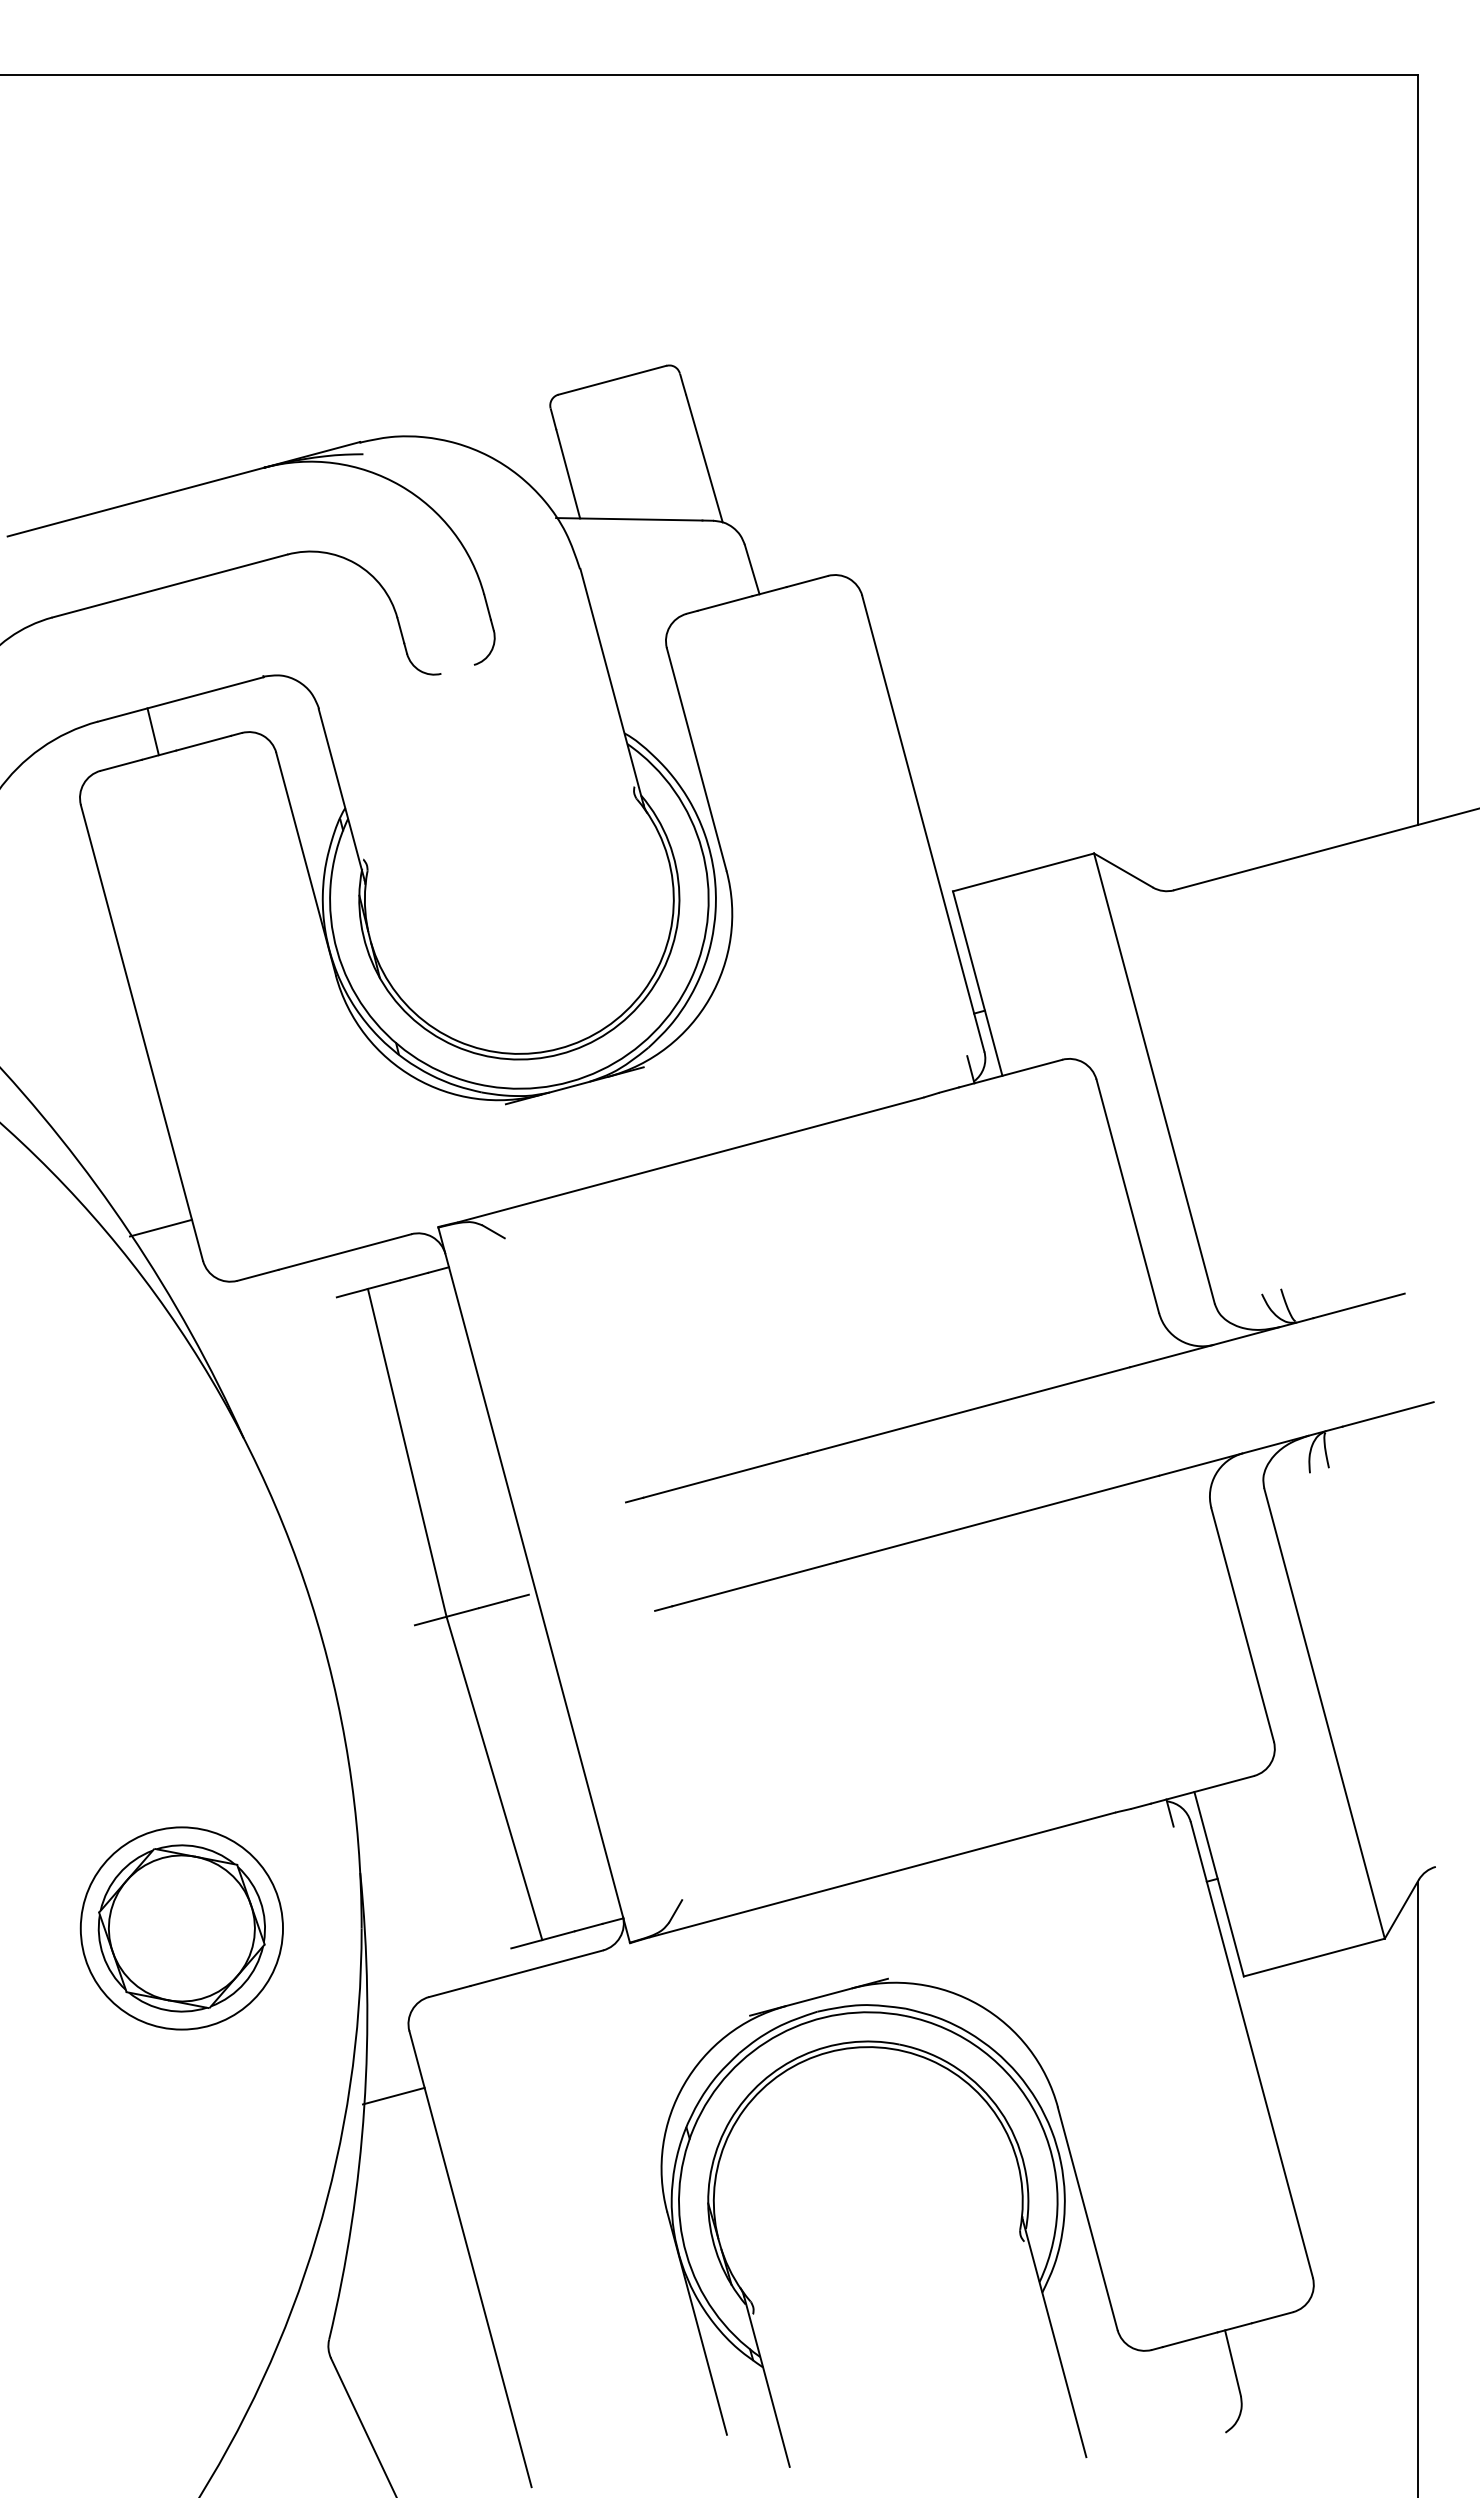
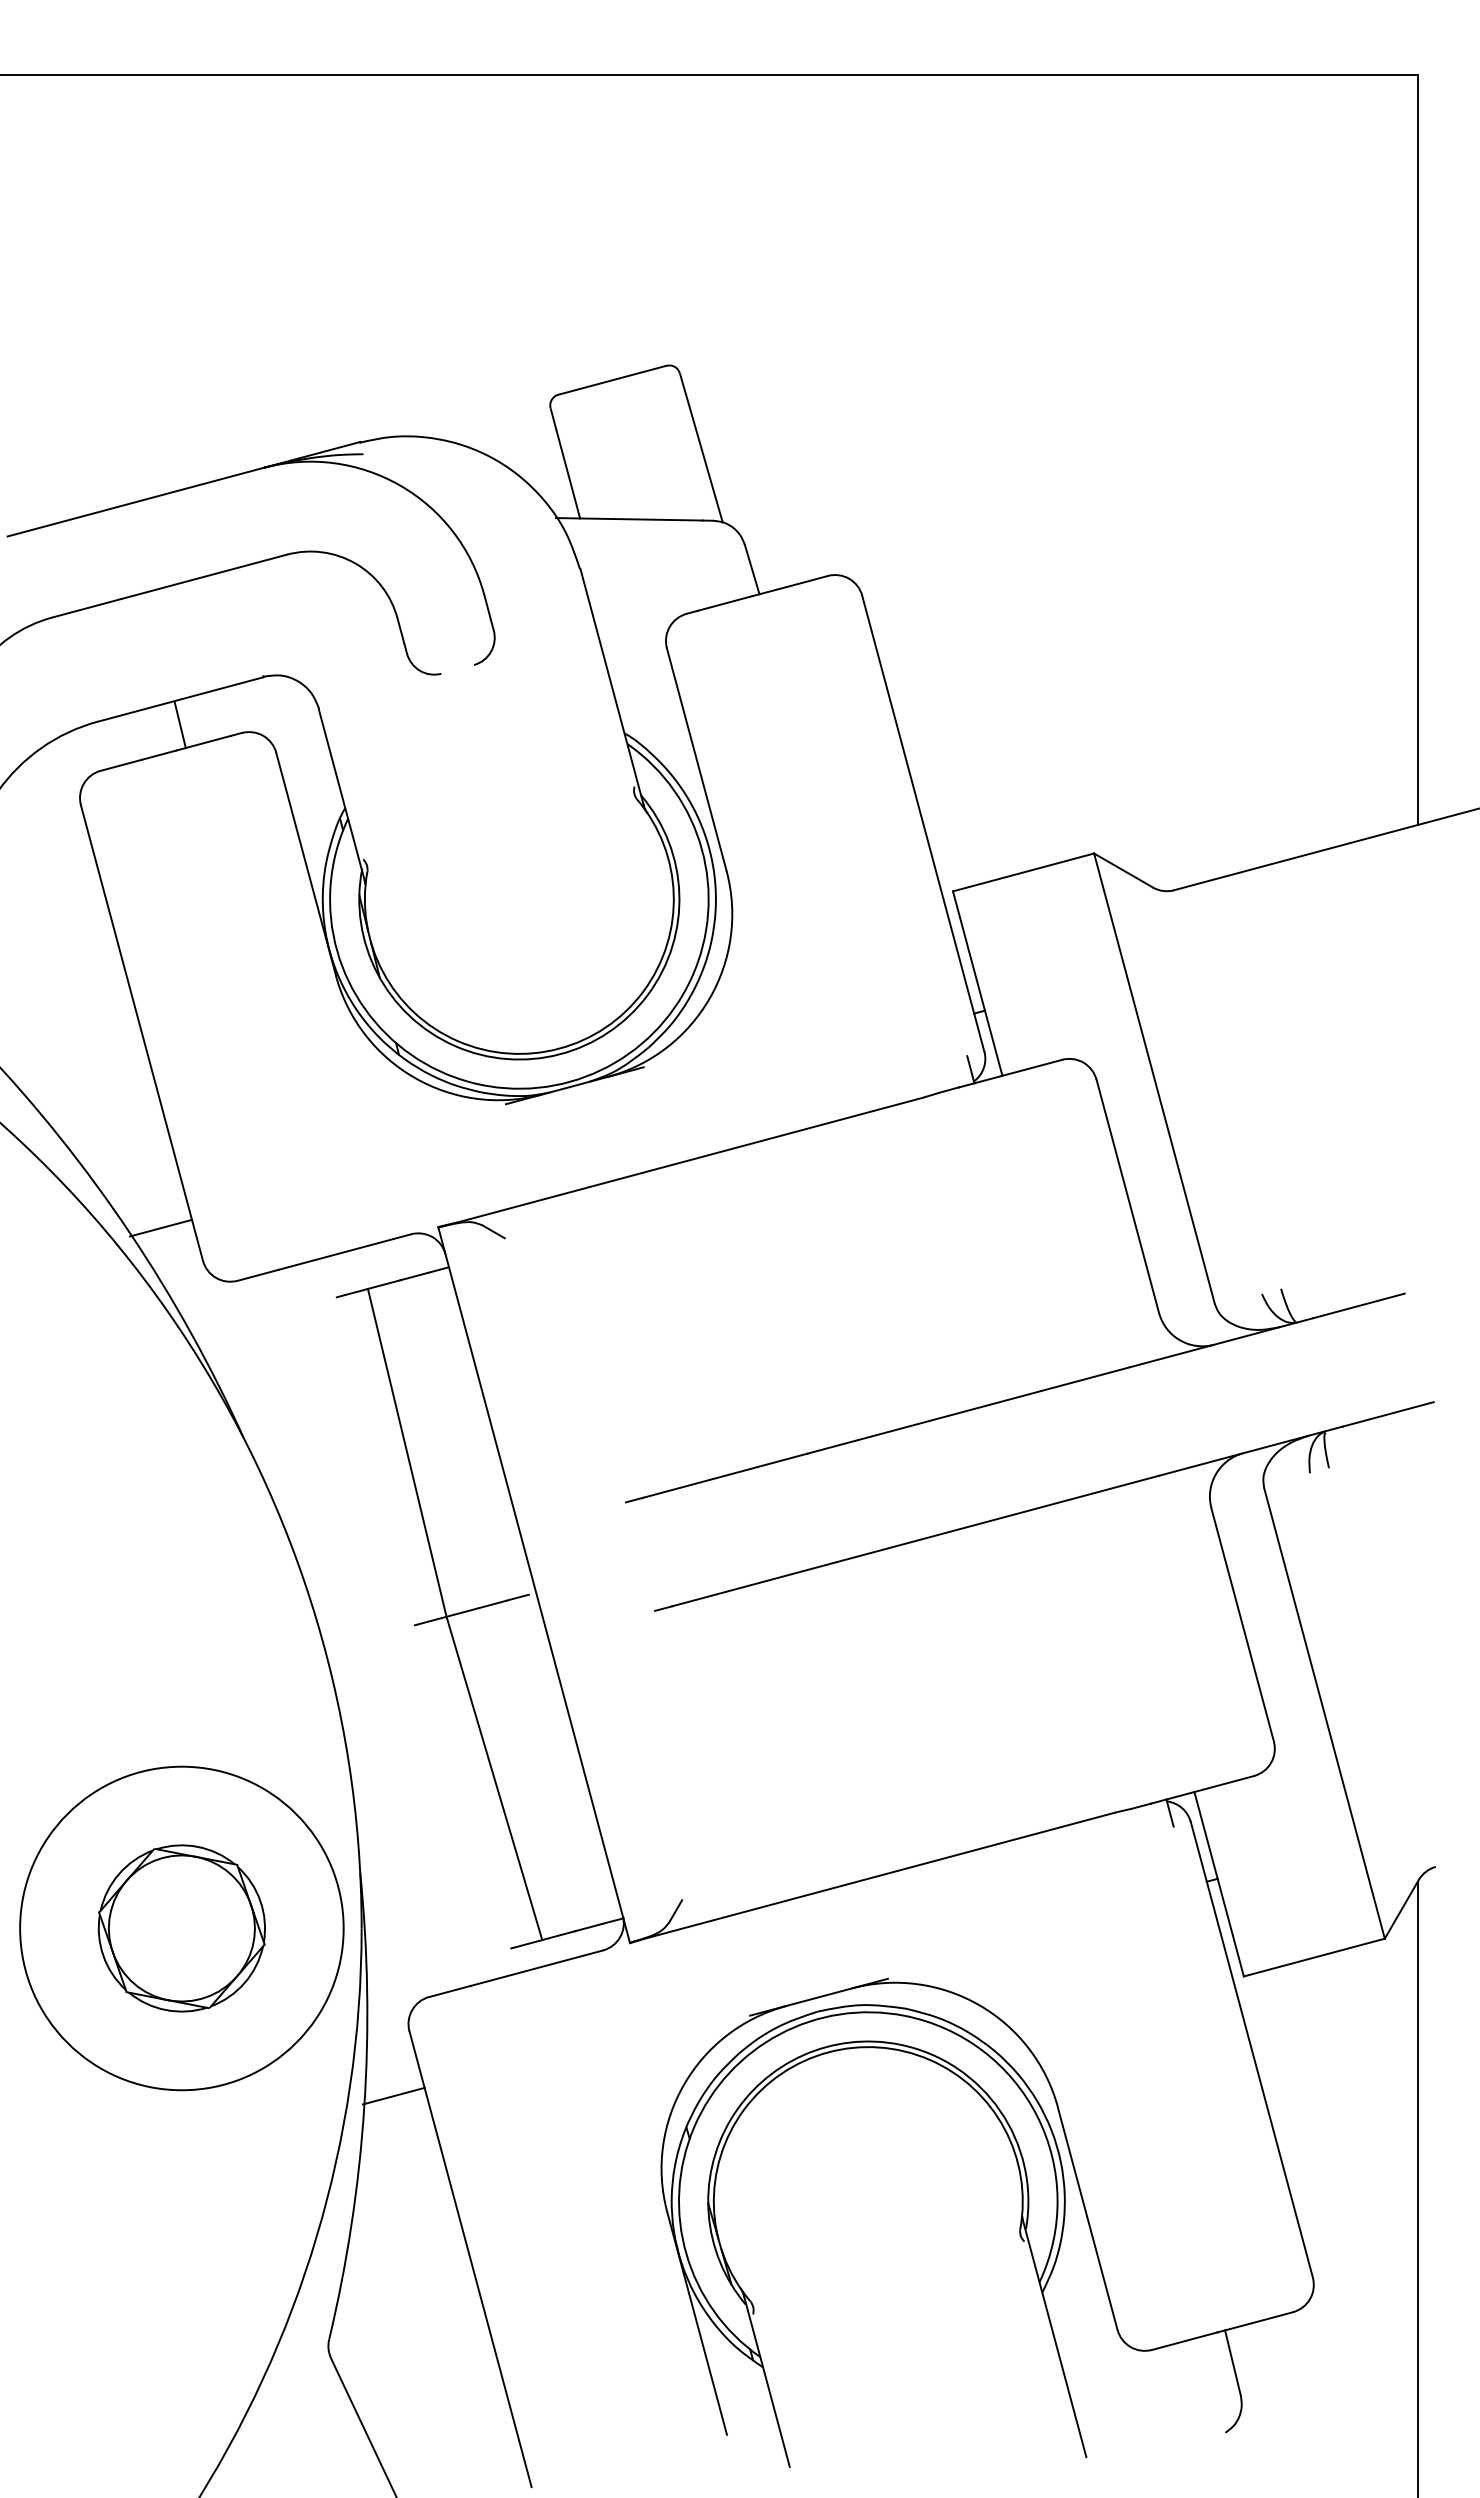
line position: (152, 731) -> (179, 724) (179, 724)
circle diameter: 202 px -> 324 px (181, 1928)
